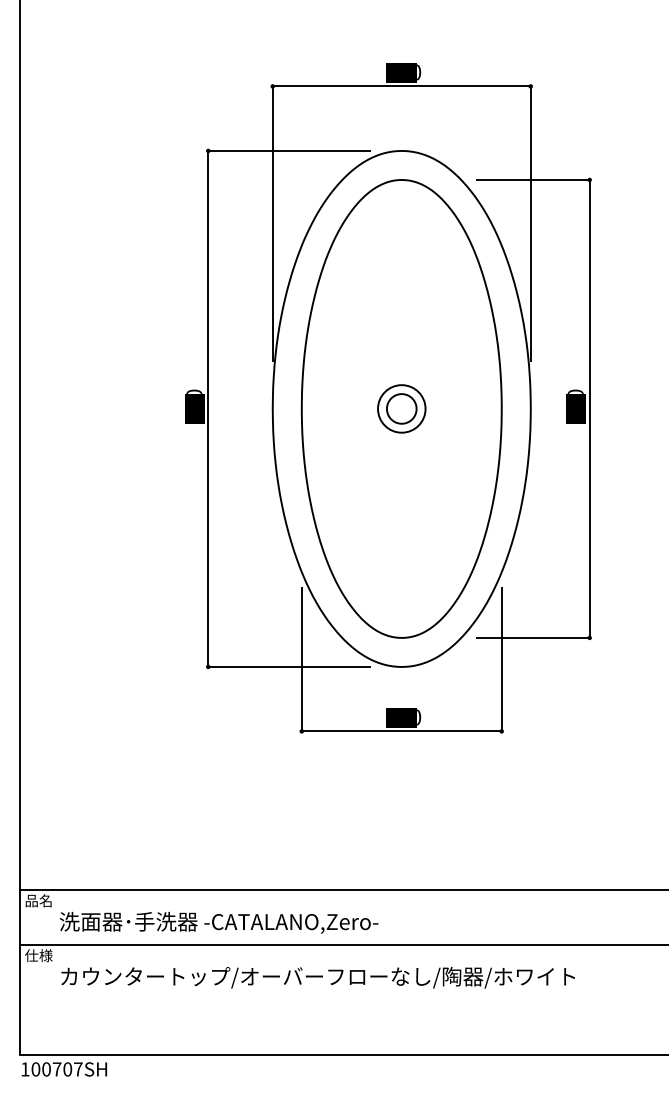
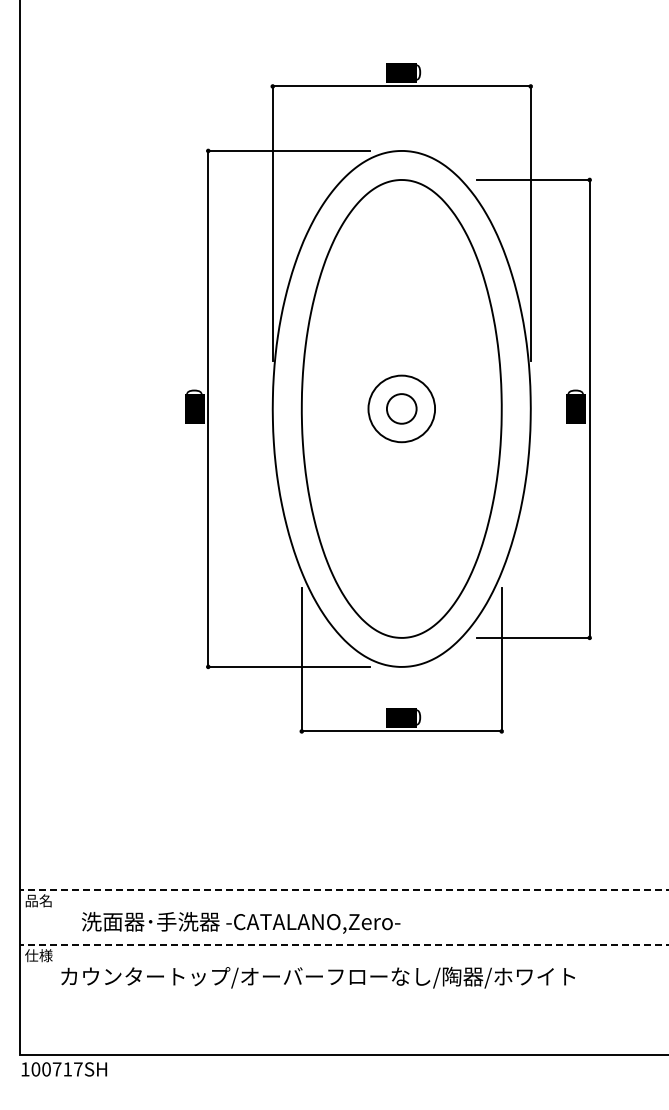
circle diameter: 48 px -> 67 px (401, 408)
line: solid -> dashed (343, 890)
text position: (219, 922) -> (241, 922) (241, 922)
line: solid -> dashed (343, 945)
text: 100707SH -> 100717SH (67, 1069)
